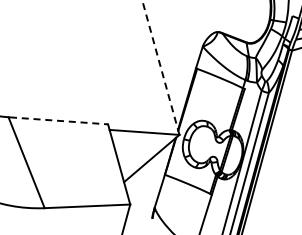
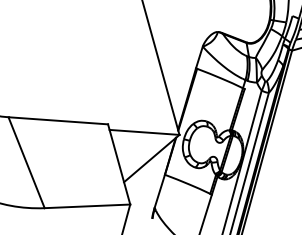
line: dashed -> solid (160, 67)
line: dashed -> solid (59, 120)
